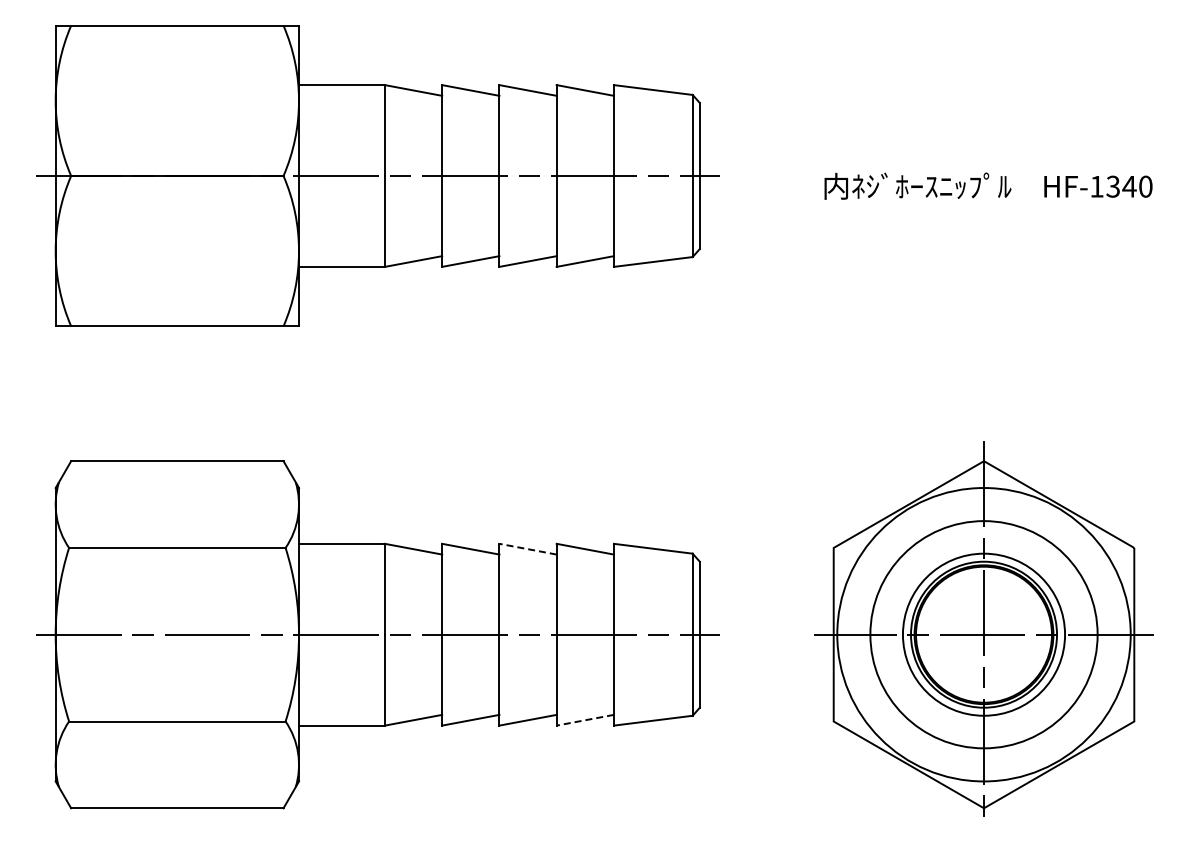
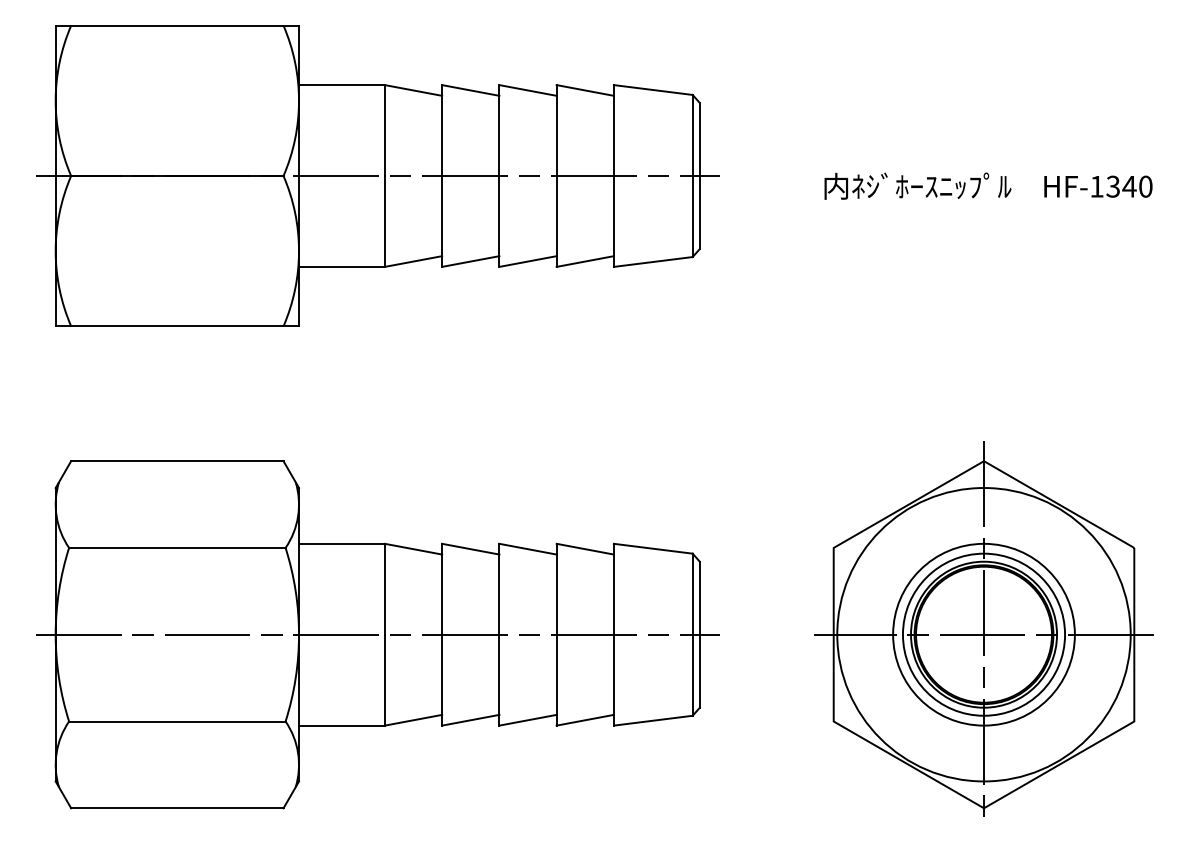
line: dashed -> solid (527, 549)
circle diameter: 227 px -> 182 px (983, 634)
line: dashed -> solid (584, 720)
